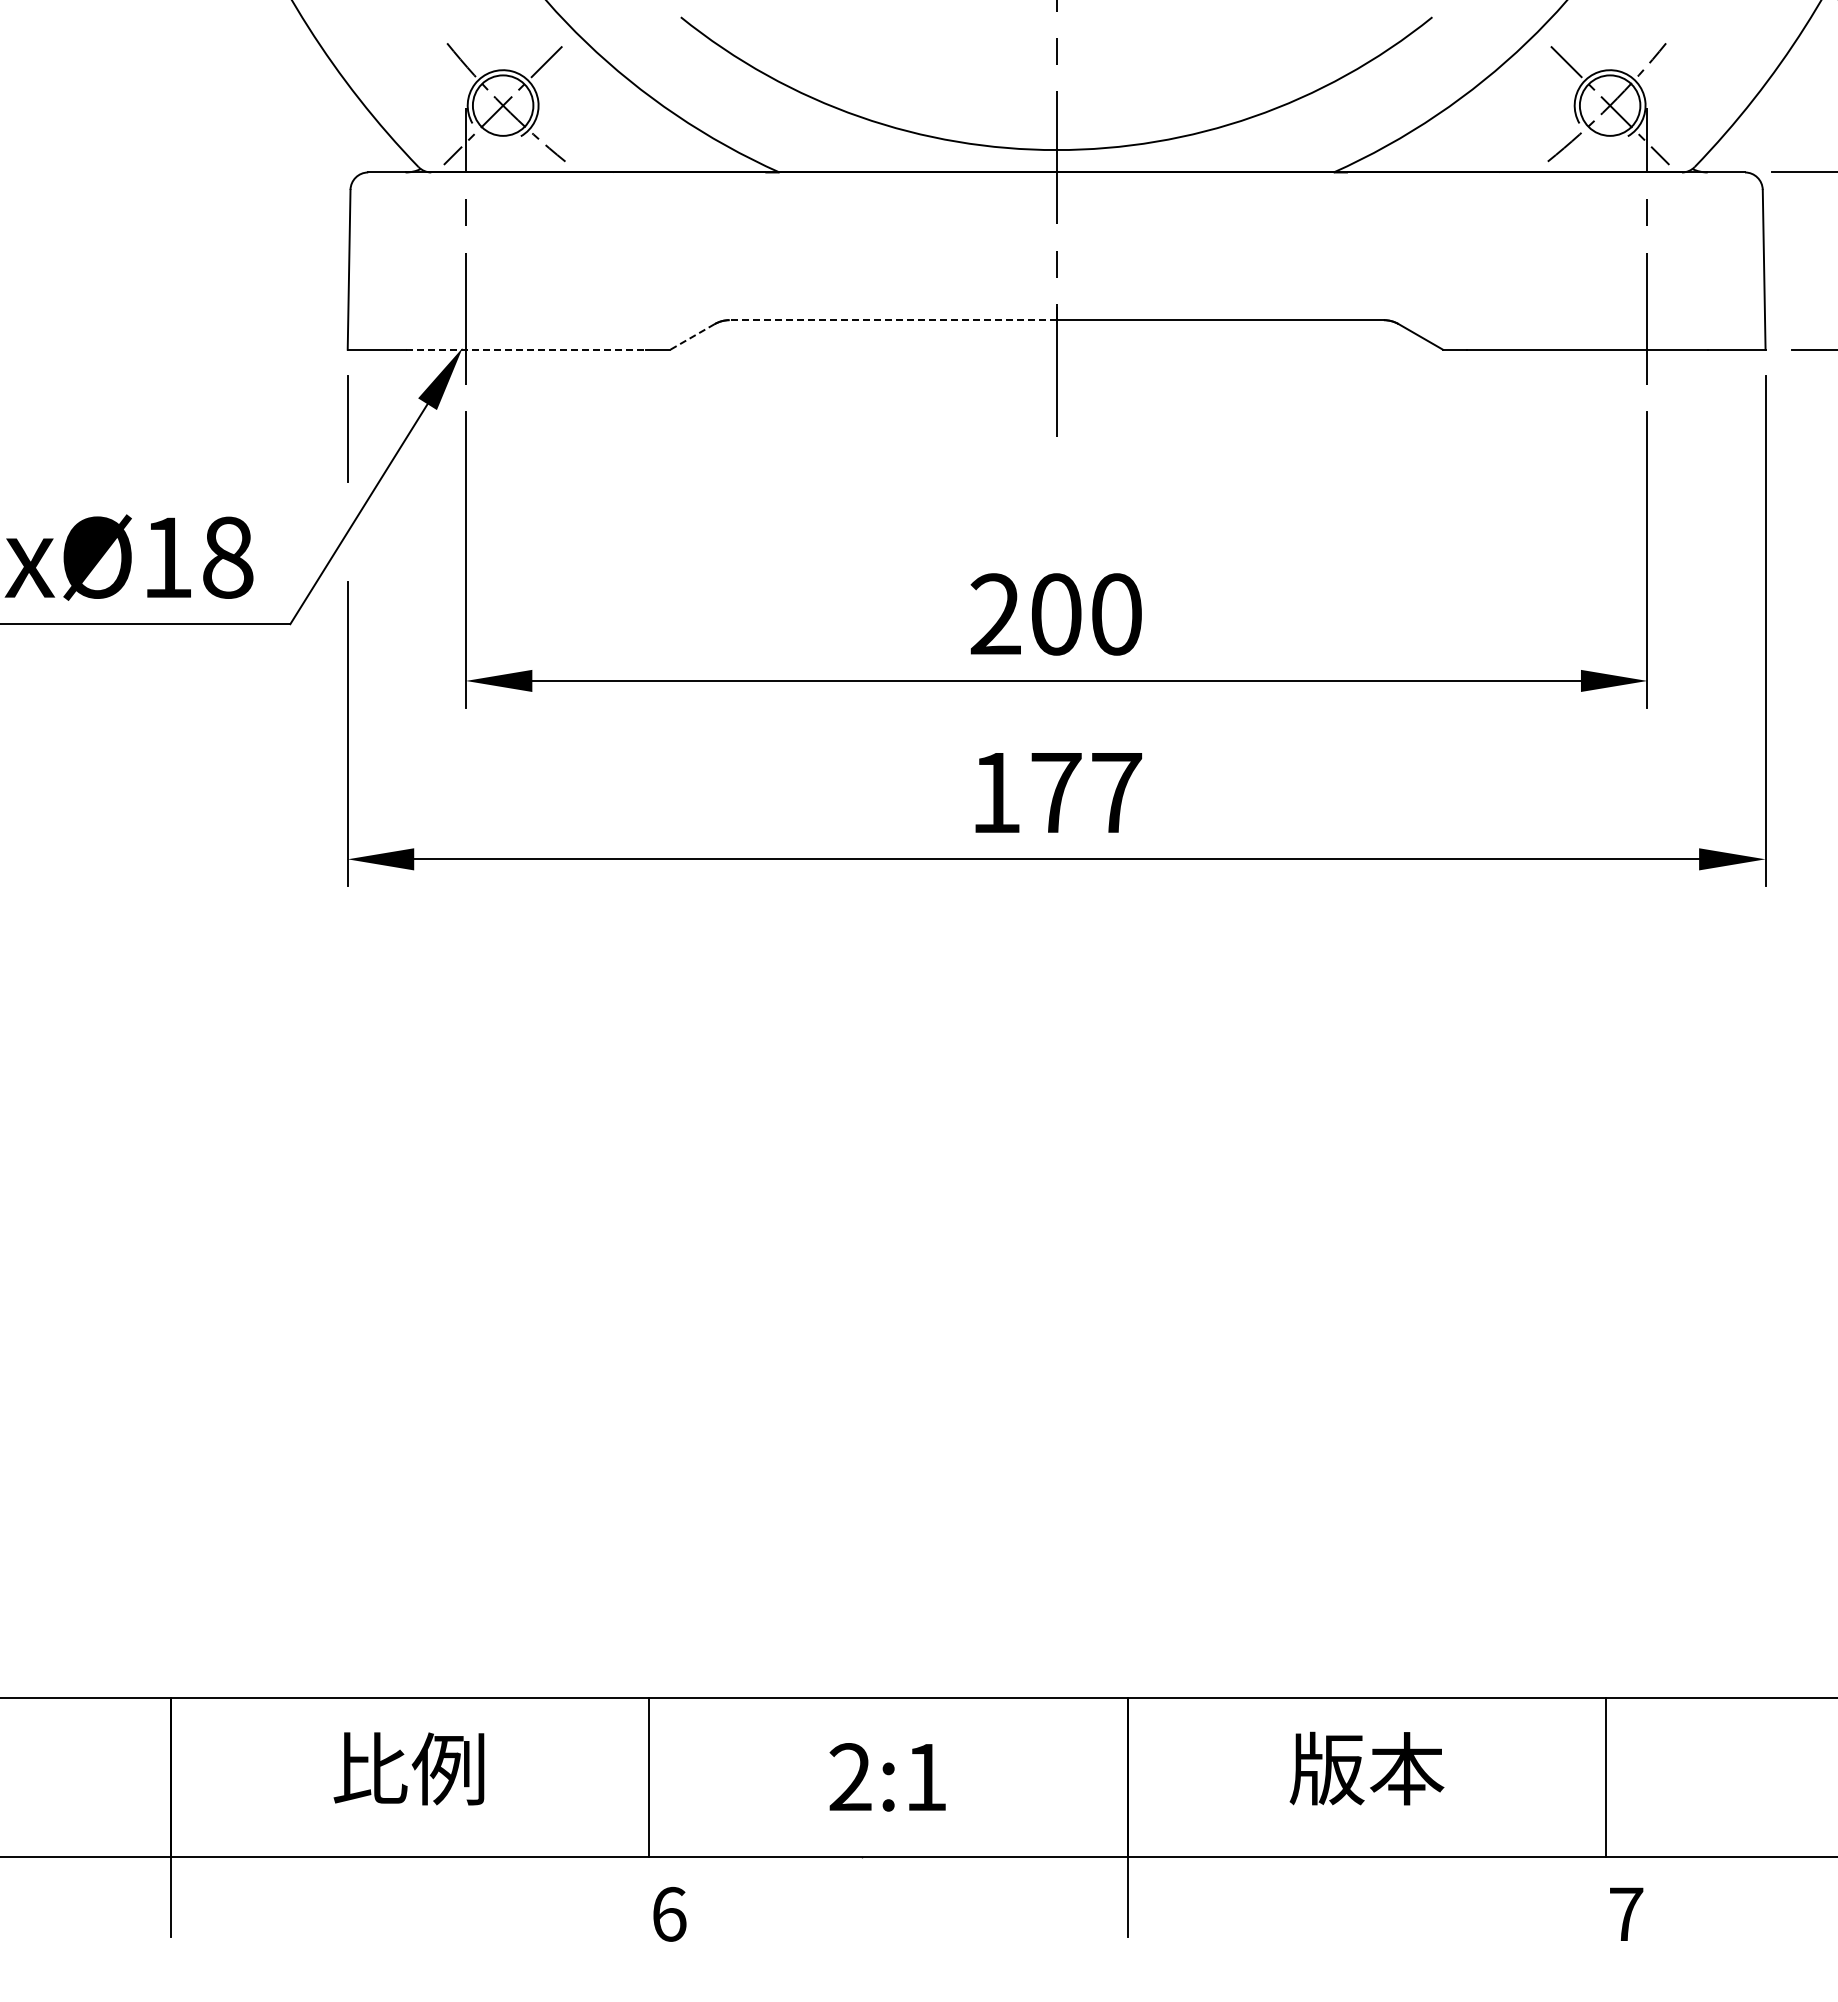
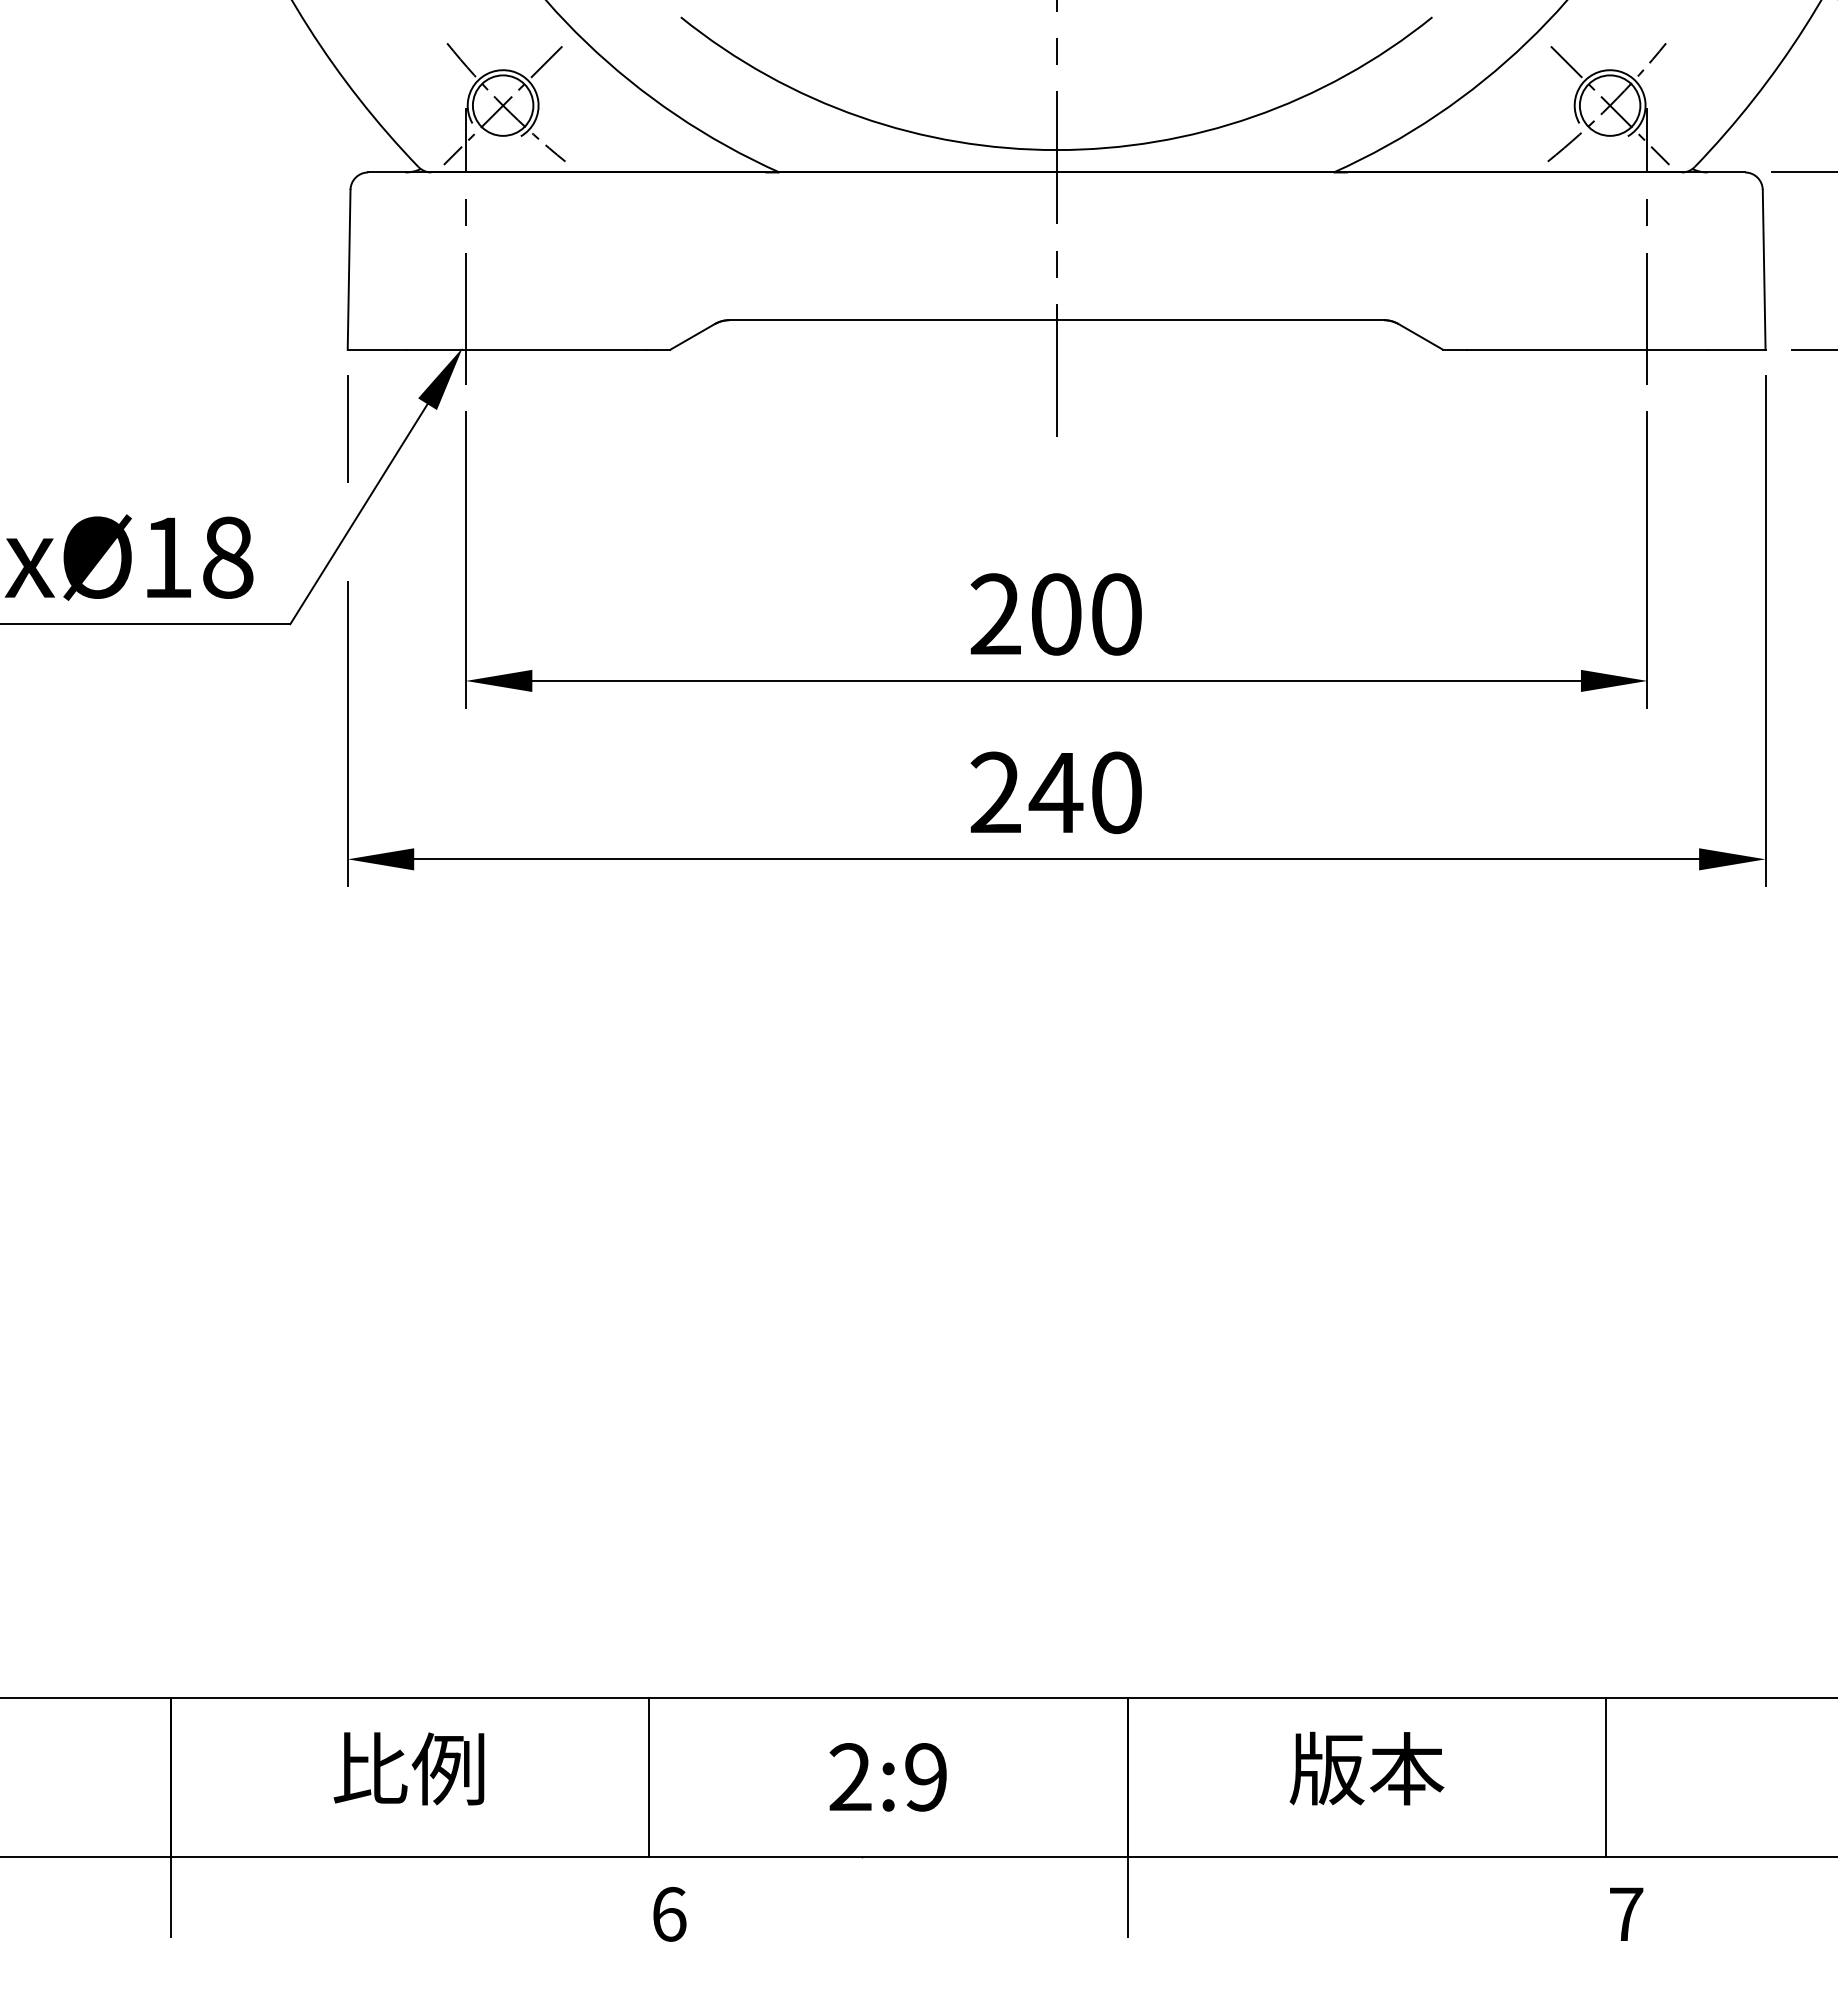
line: dashed -> solid (893, 320)
line: dashed -> solid (692, 336)
line: dashed -> solid (526, 349)
text: 177 -> 240 (1056, 792)
text: 2:1 -> 2:9 (925, 1777)
